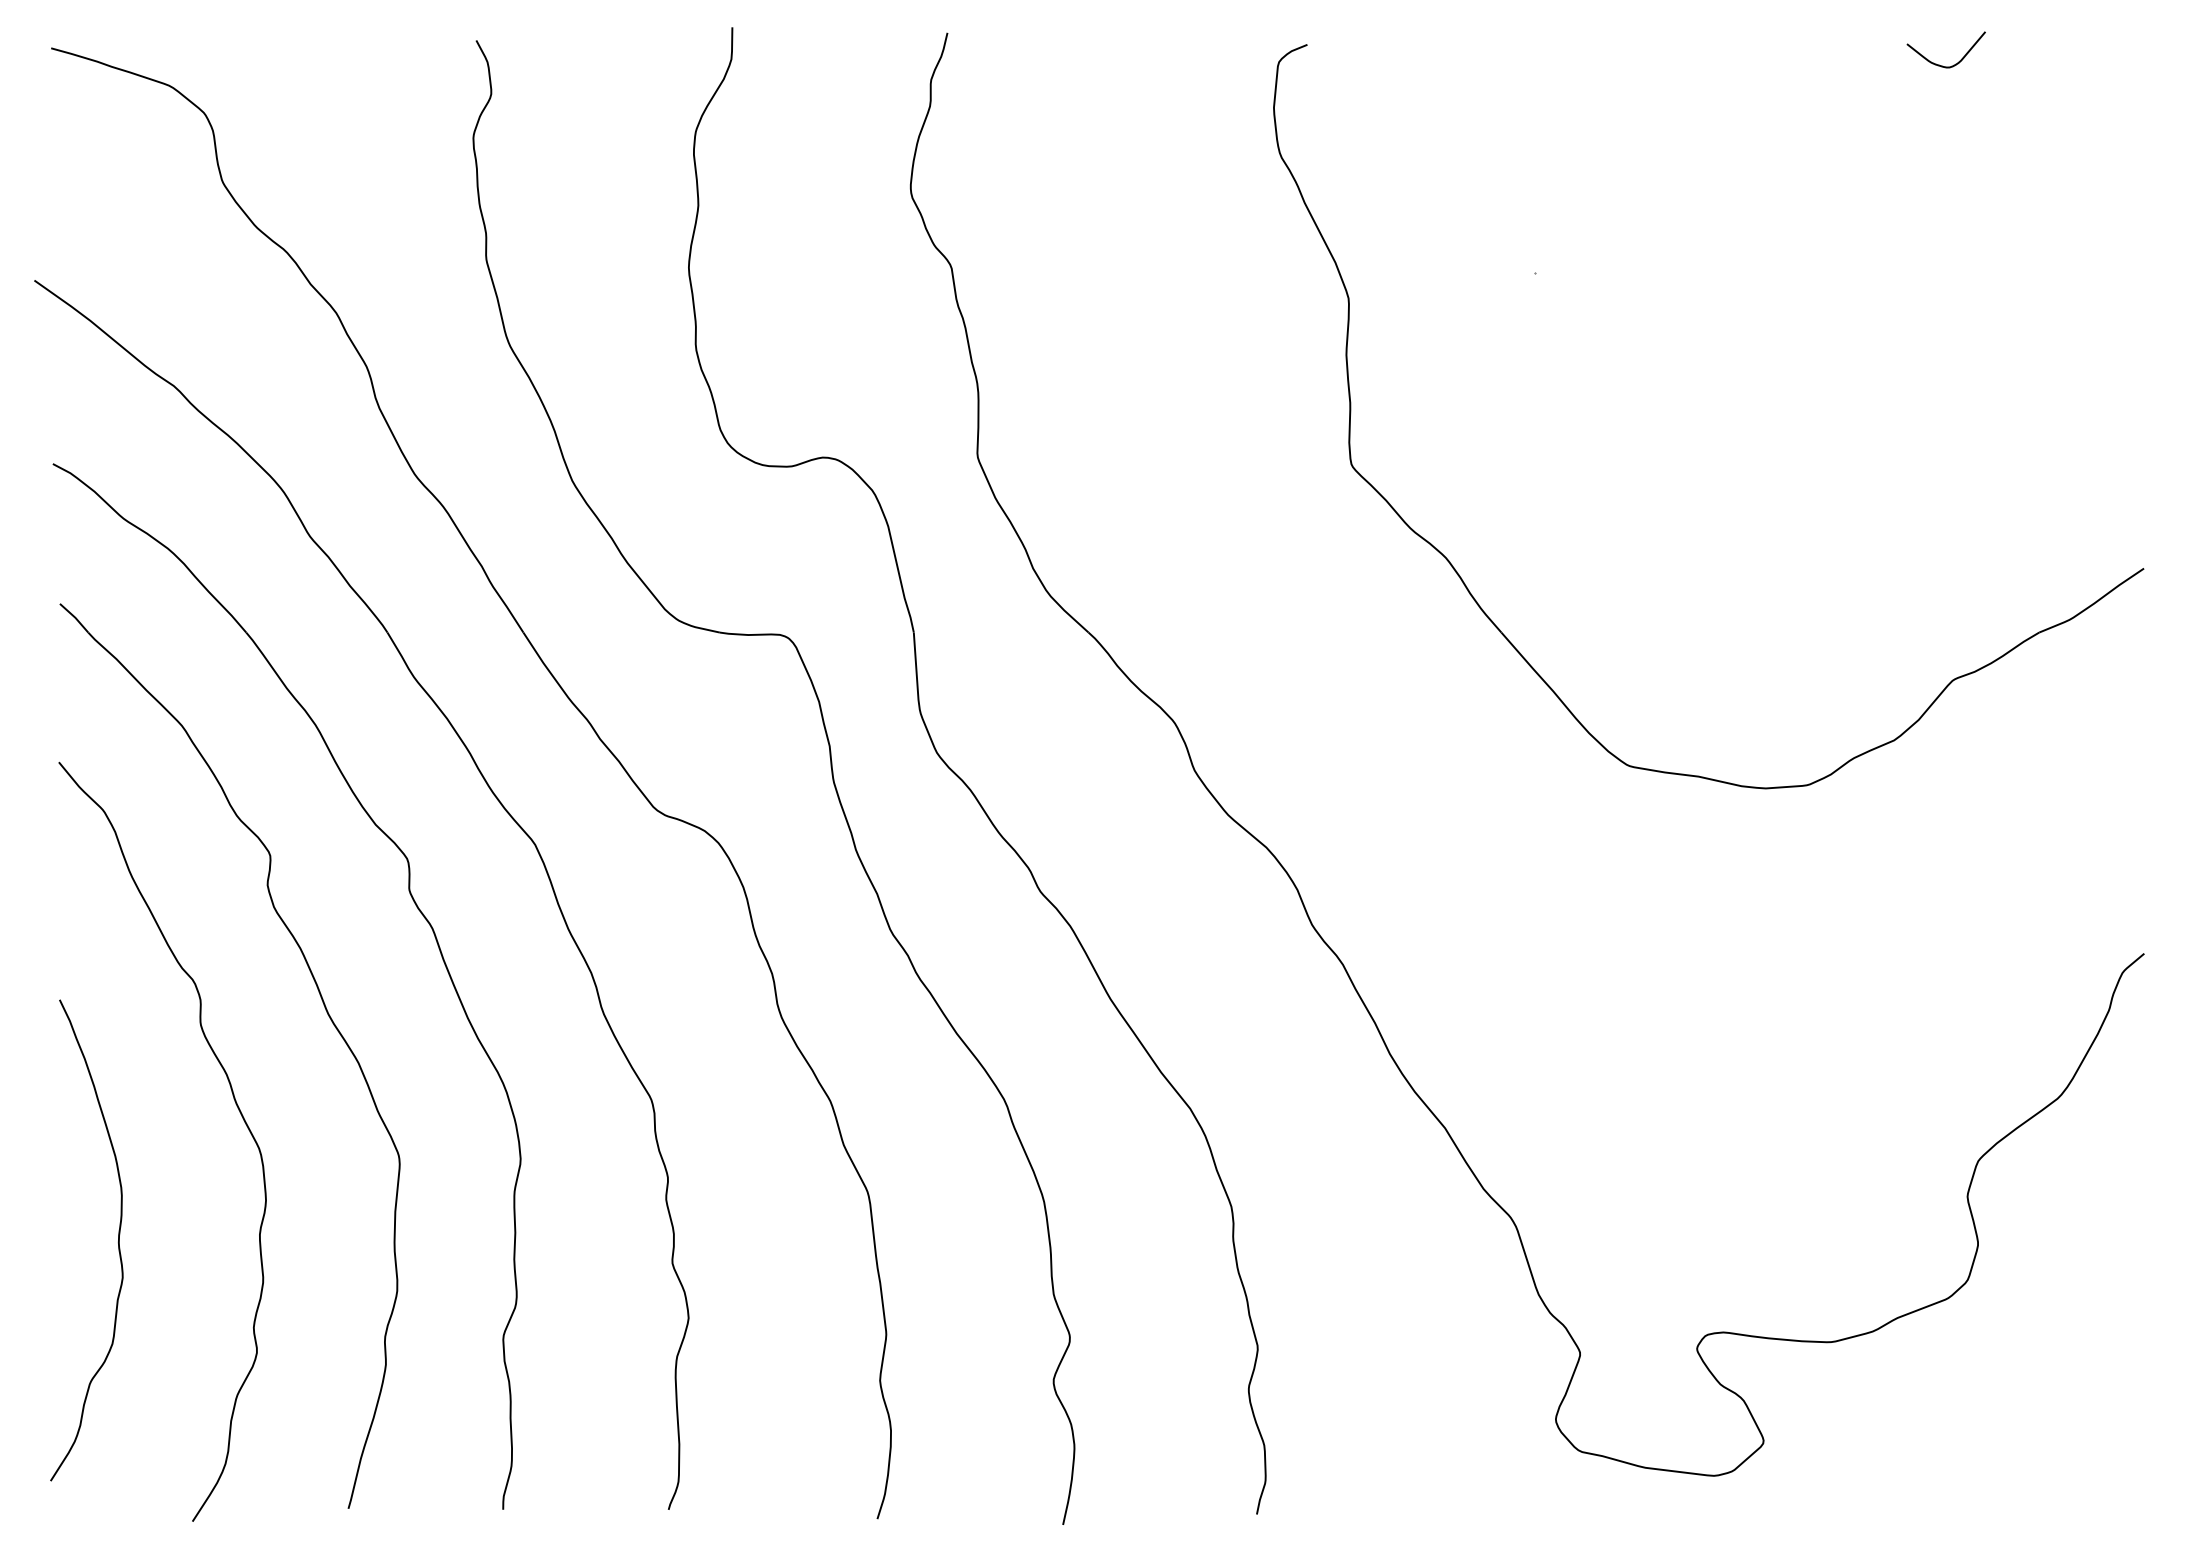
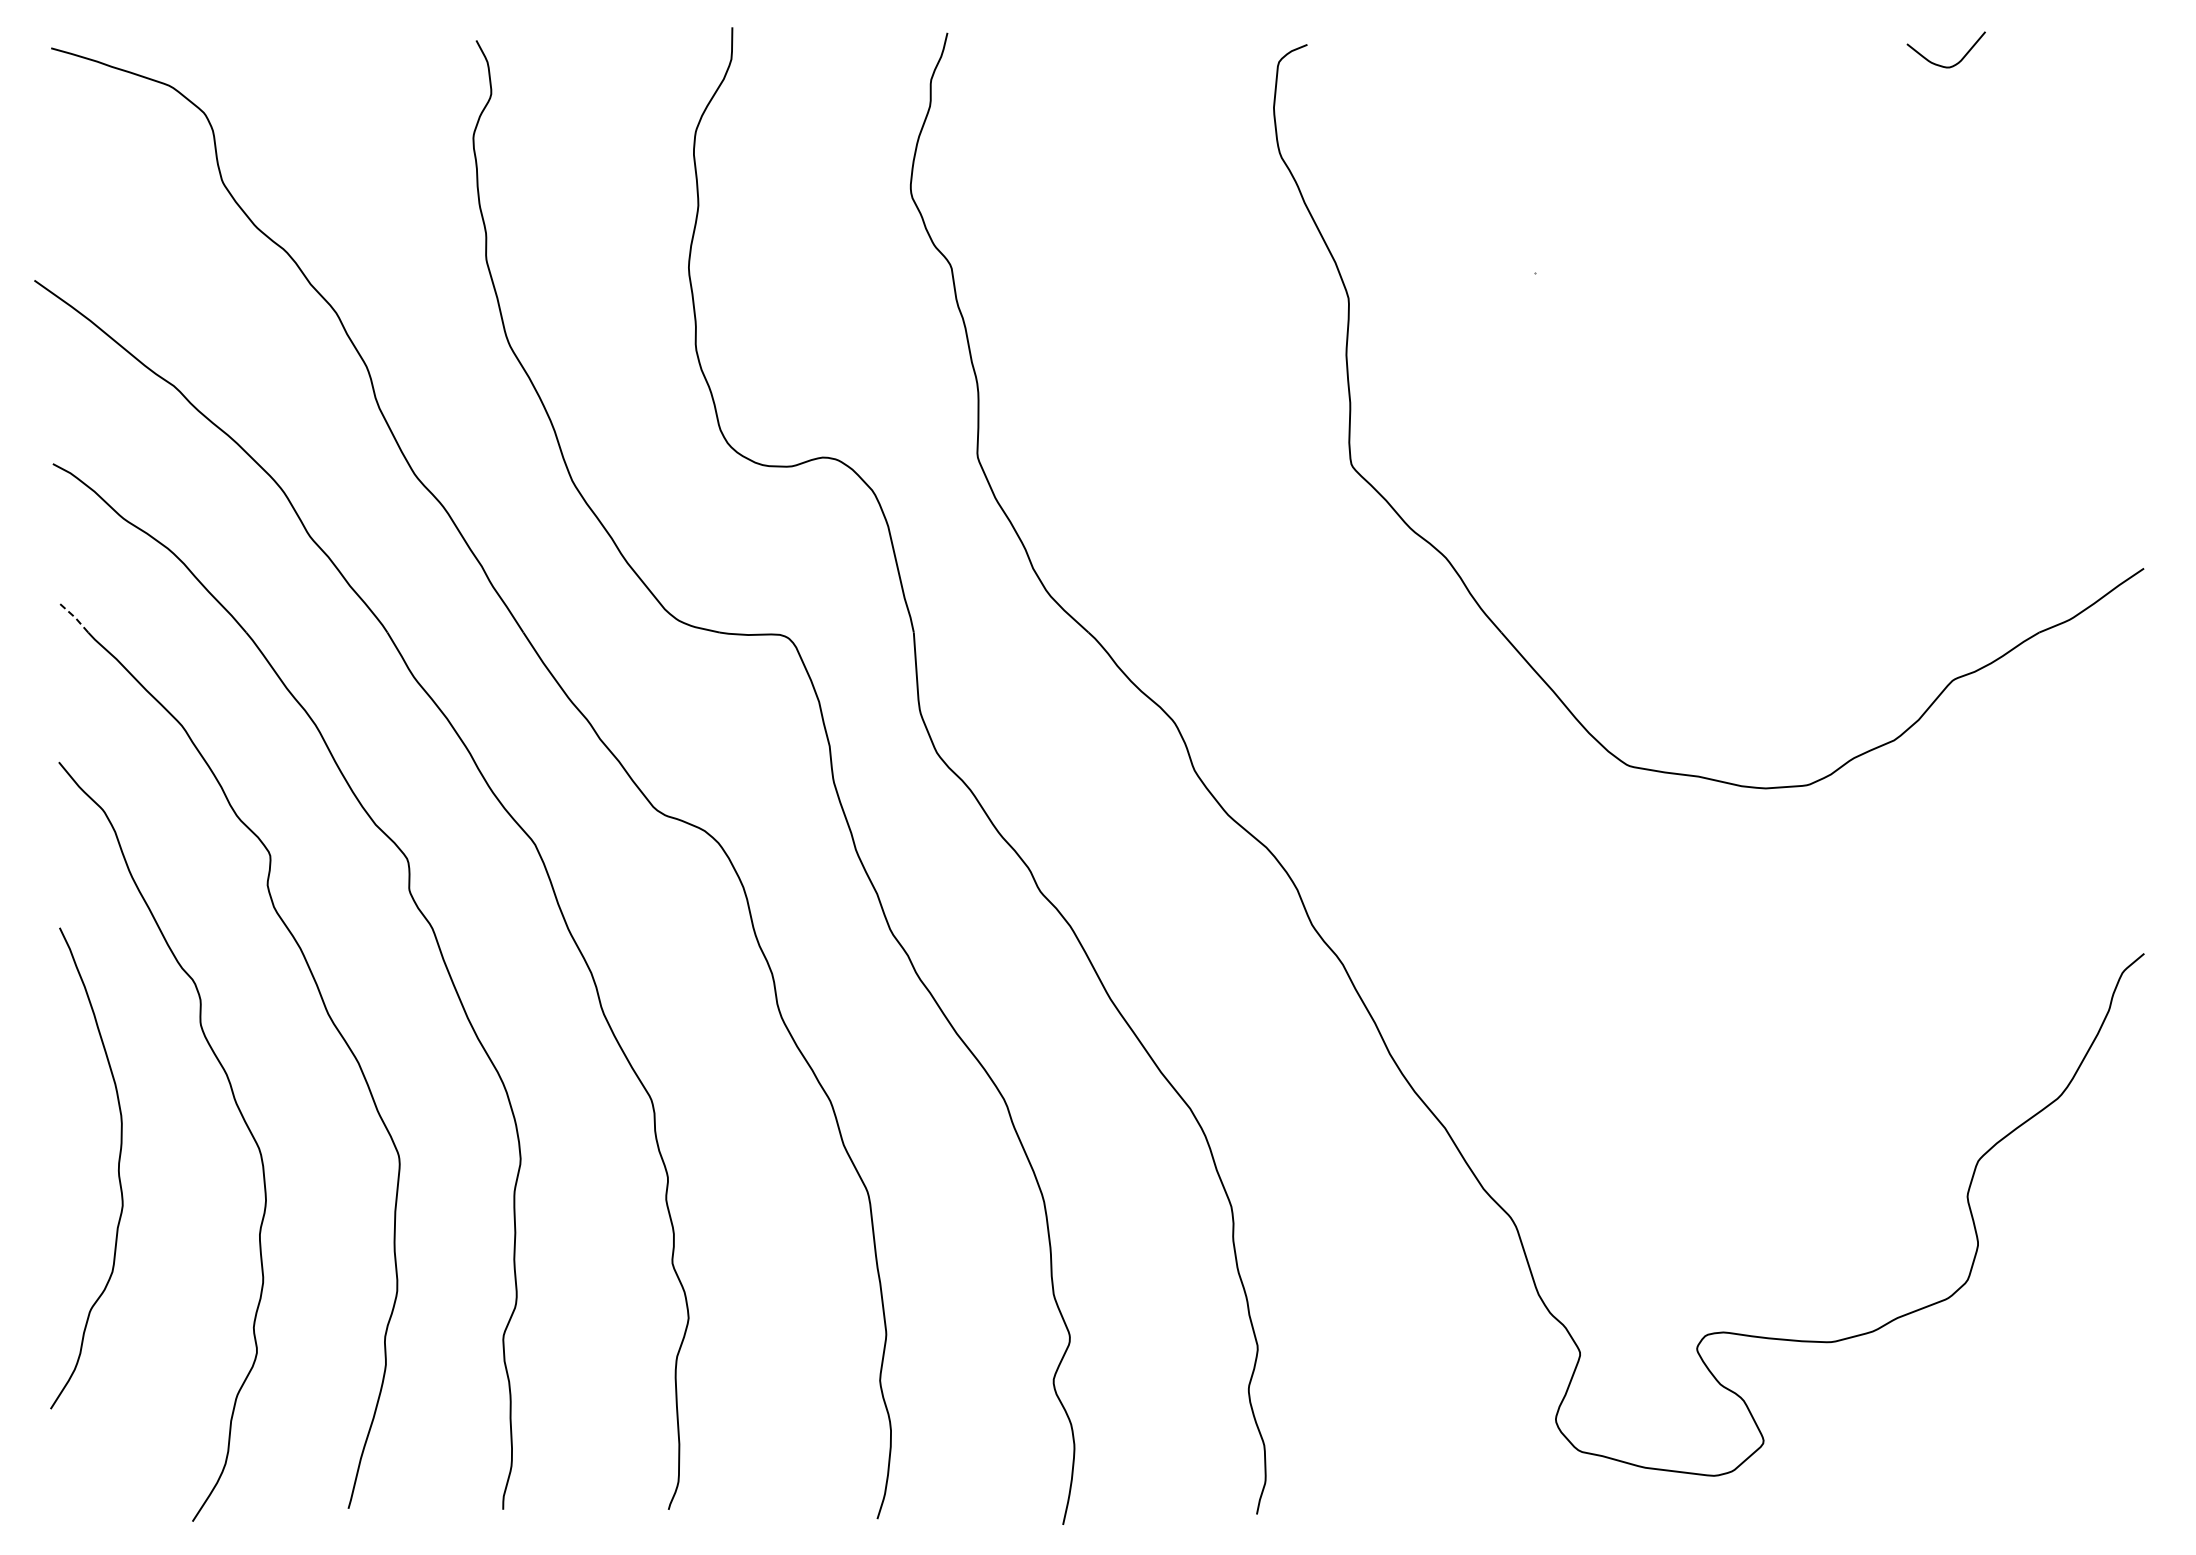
line: solid -> dashed (75, 617)
curve position: (118, 1240) -> (118, 1168) (118, 1168)
